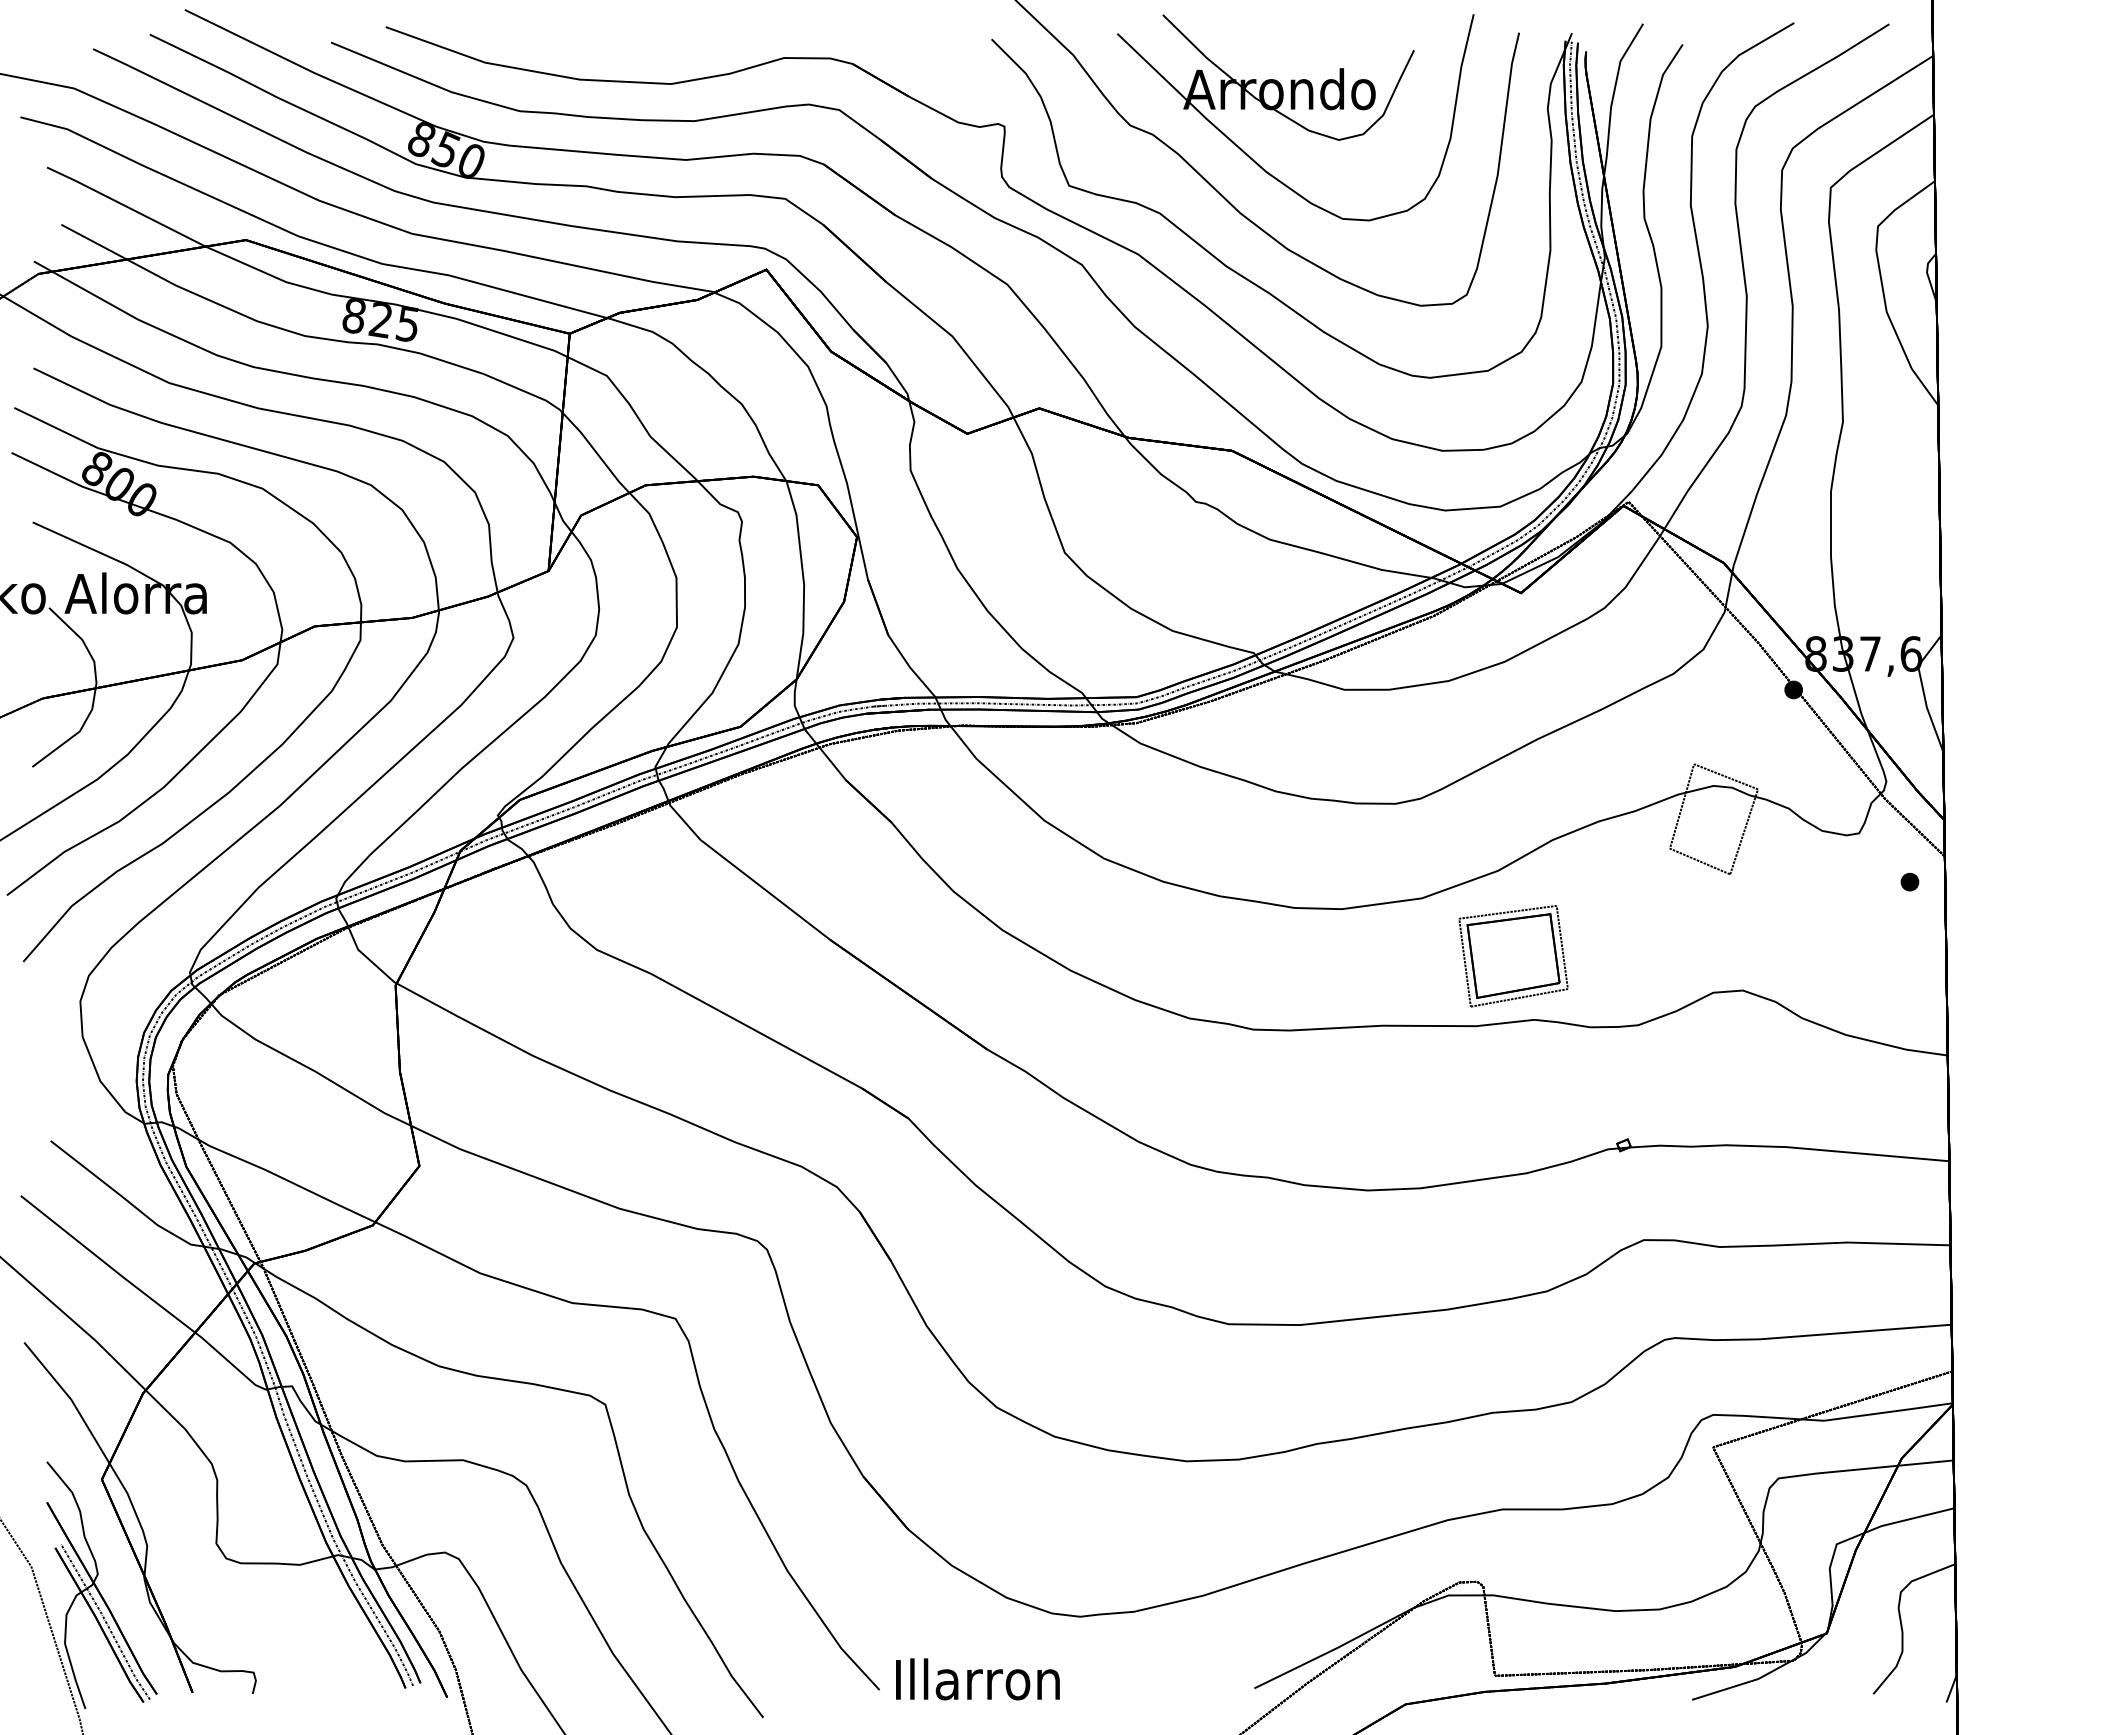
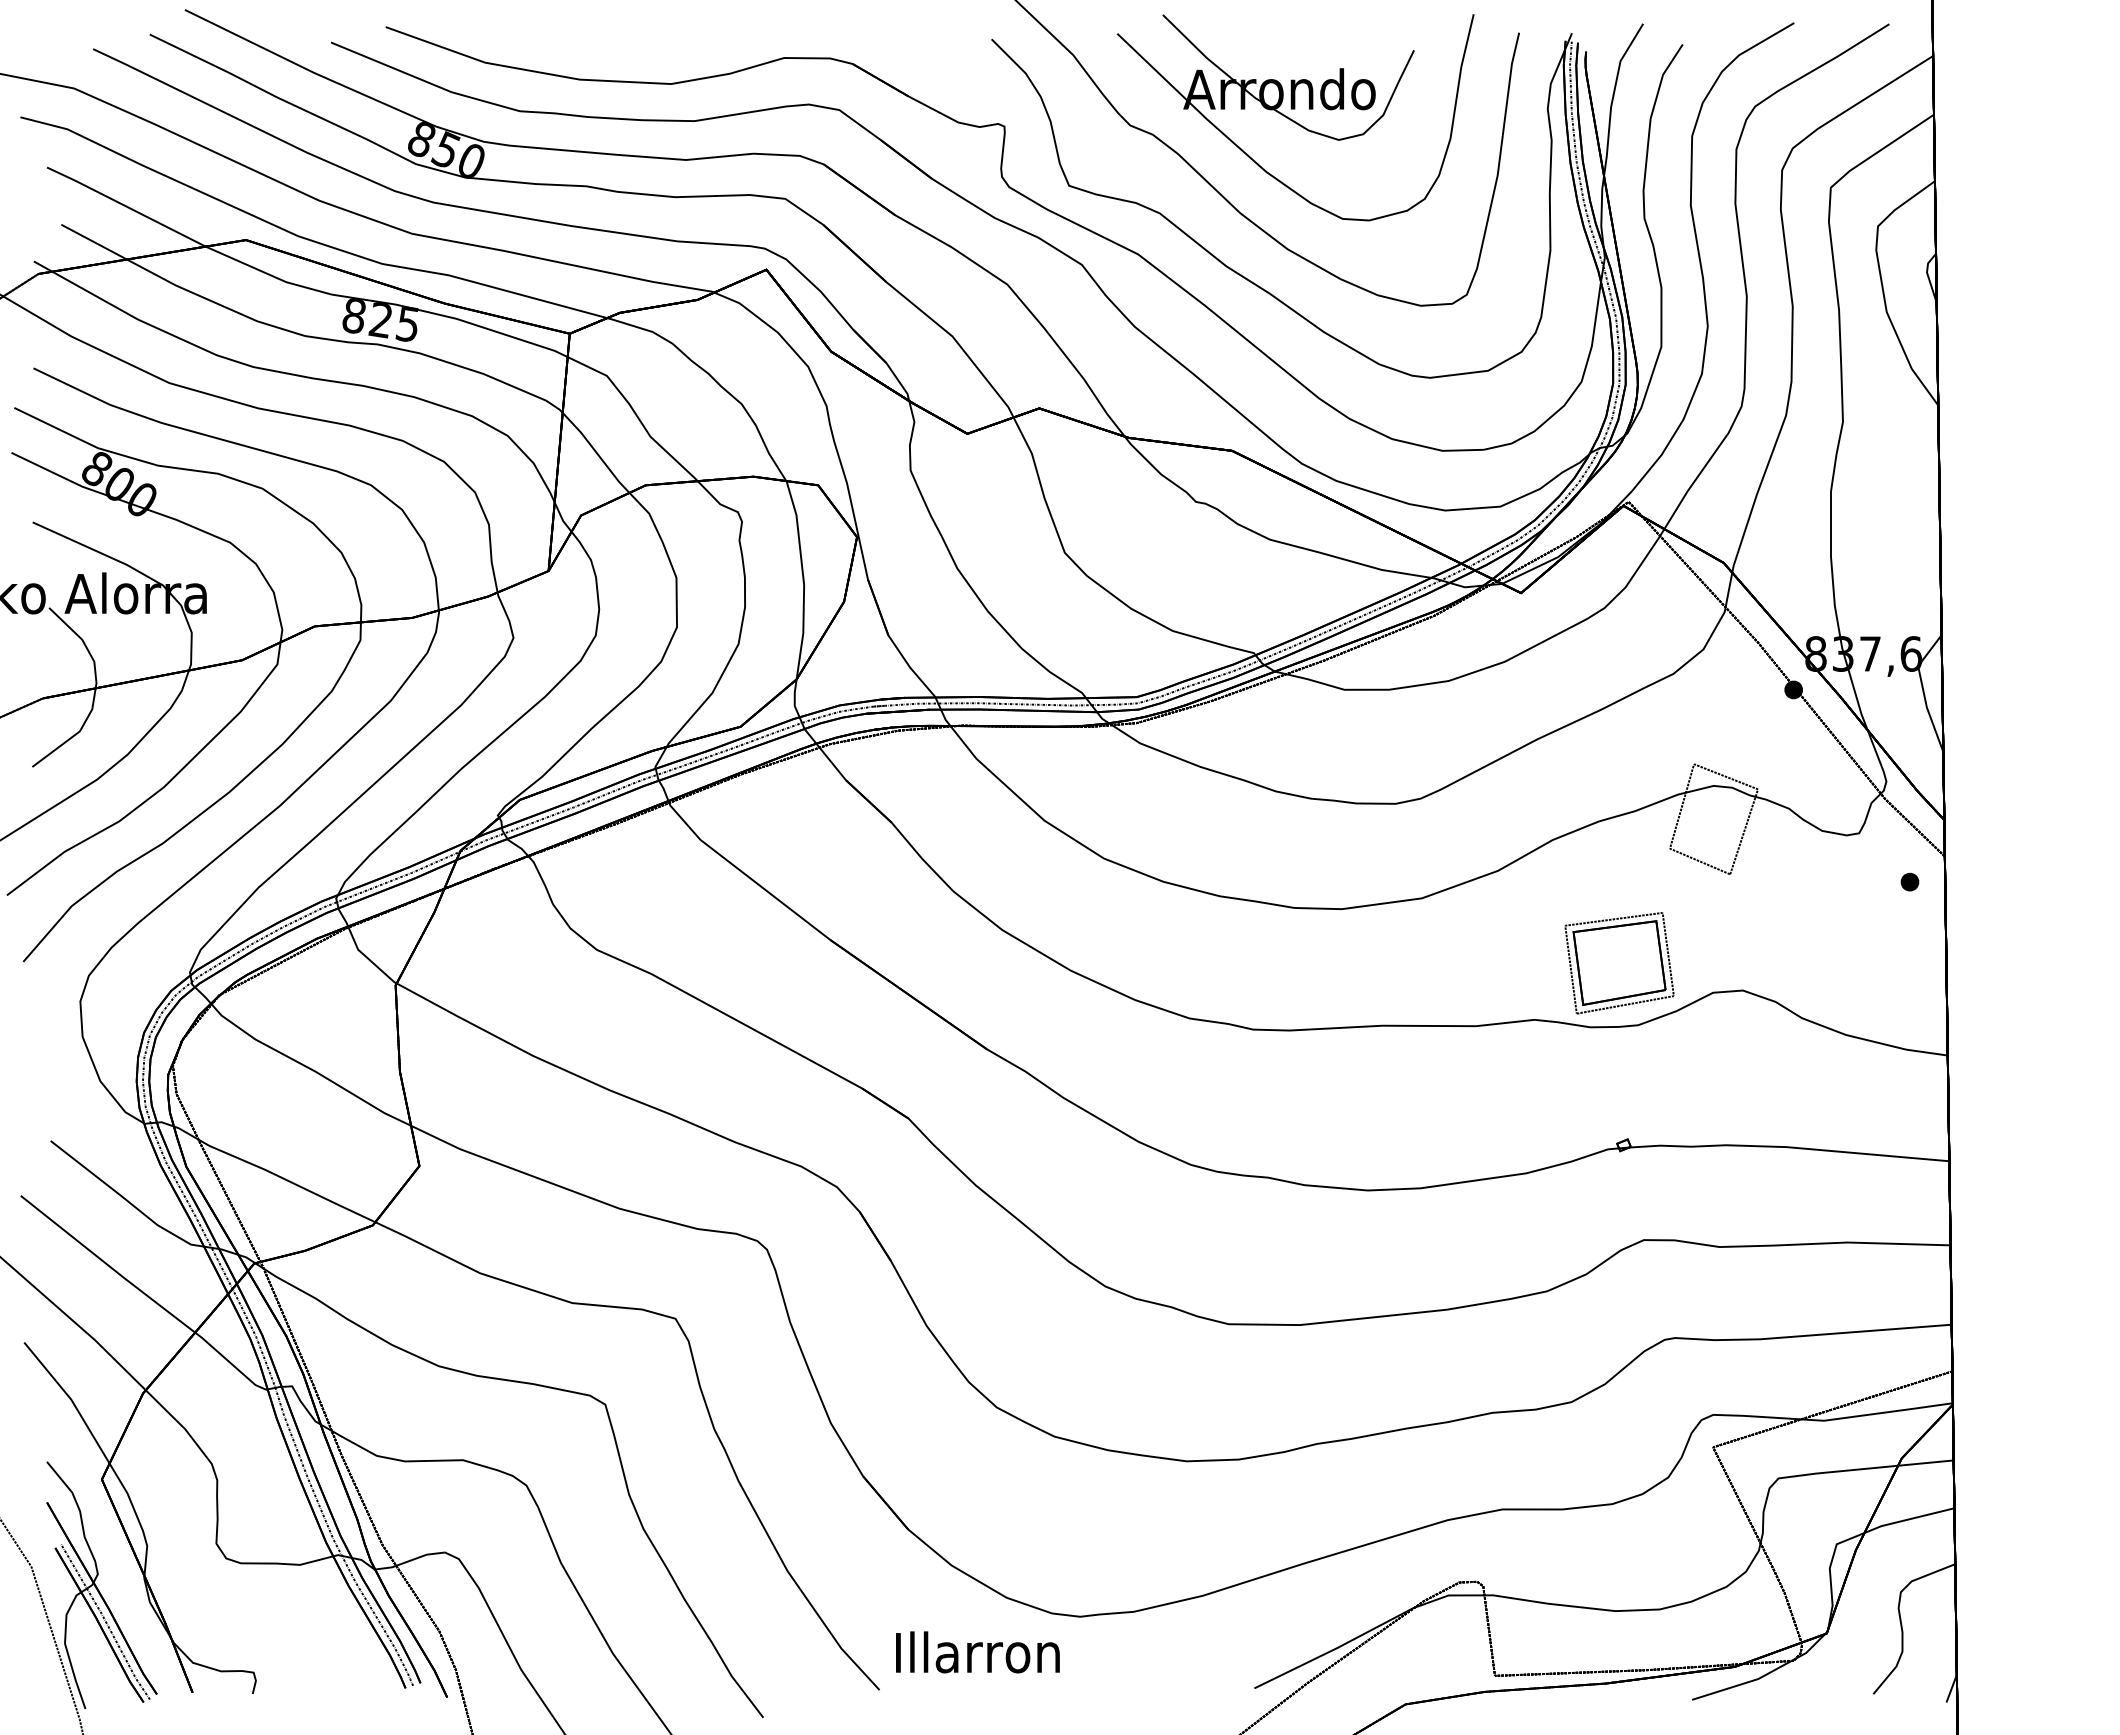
part position: (1513, 956) -> (1619, 963) (1619, 963)
text position: (977, 1679) -> (977, 1652) (977, 1652)
